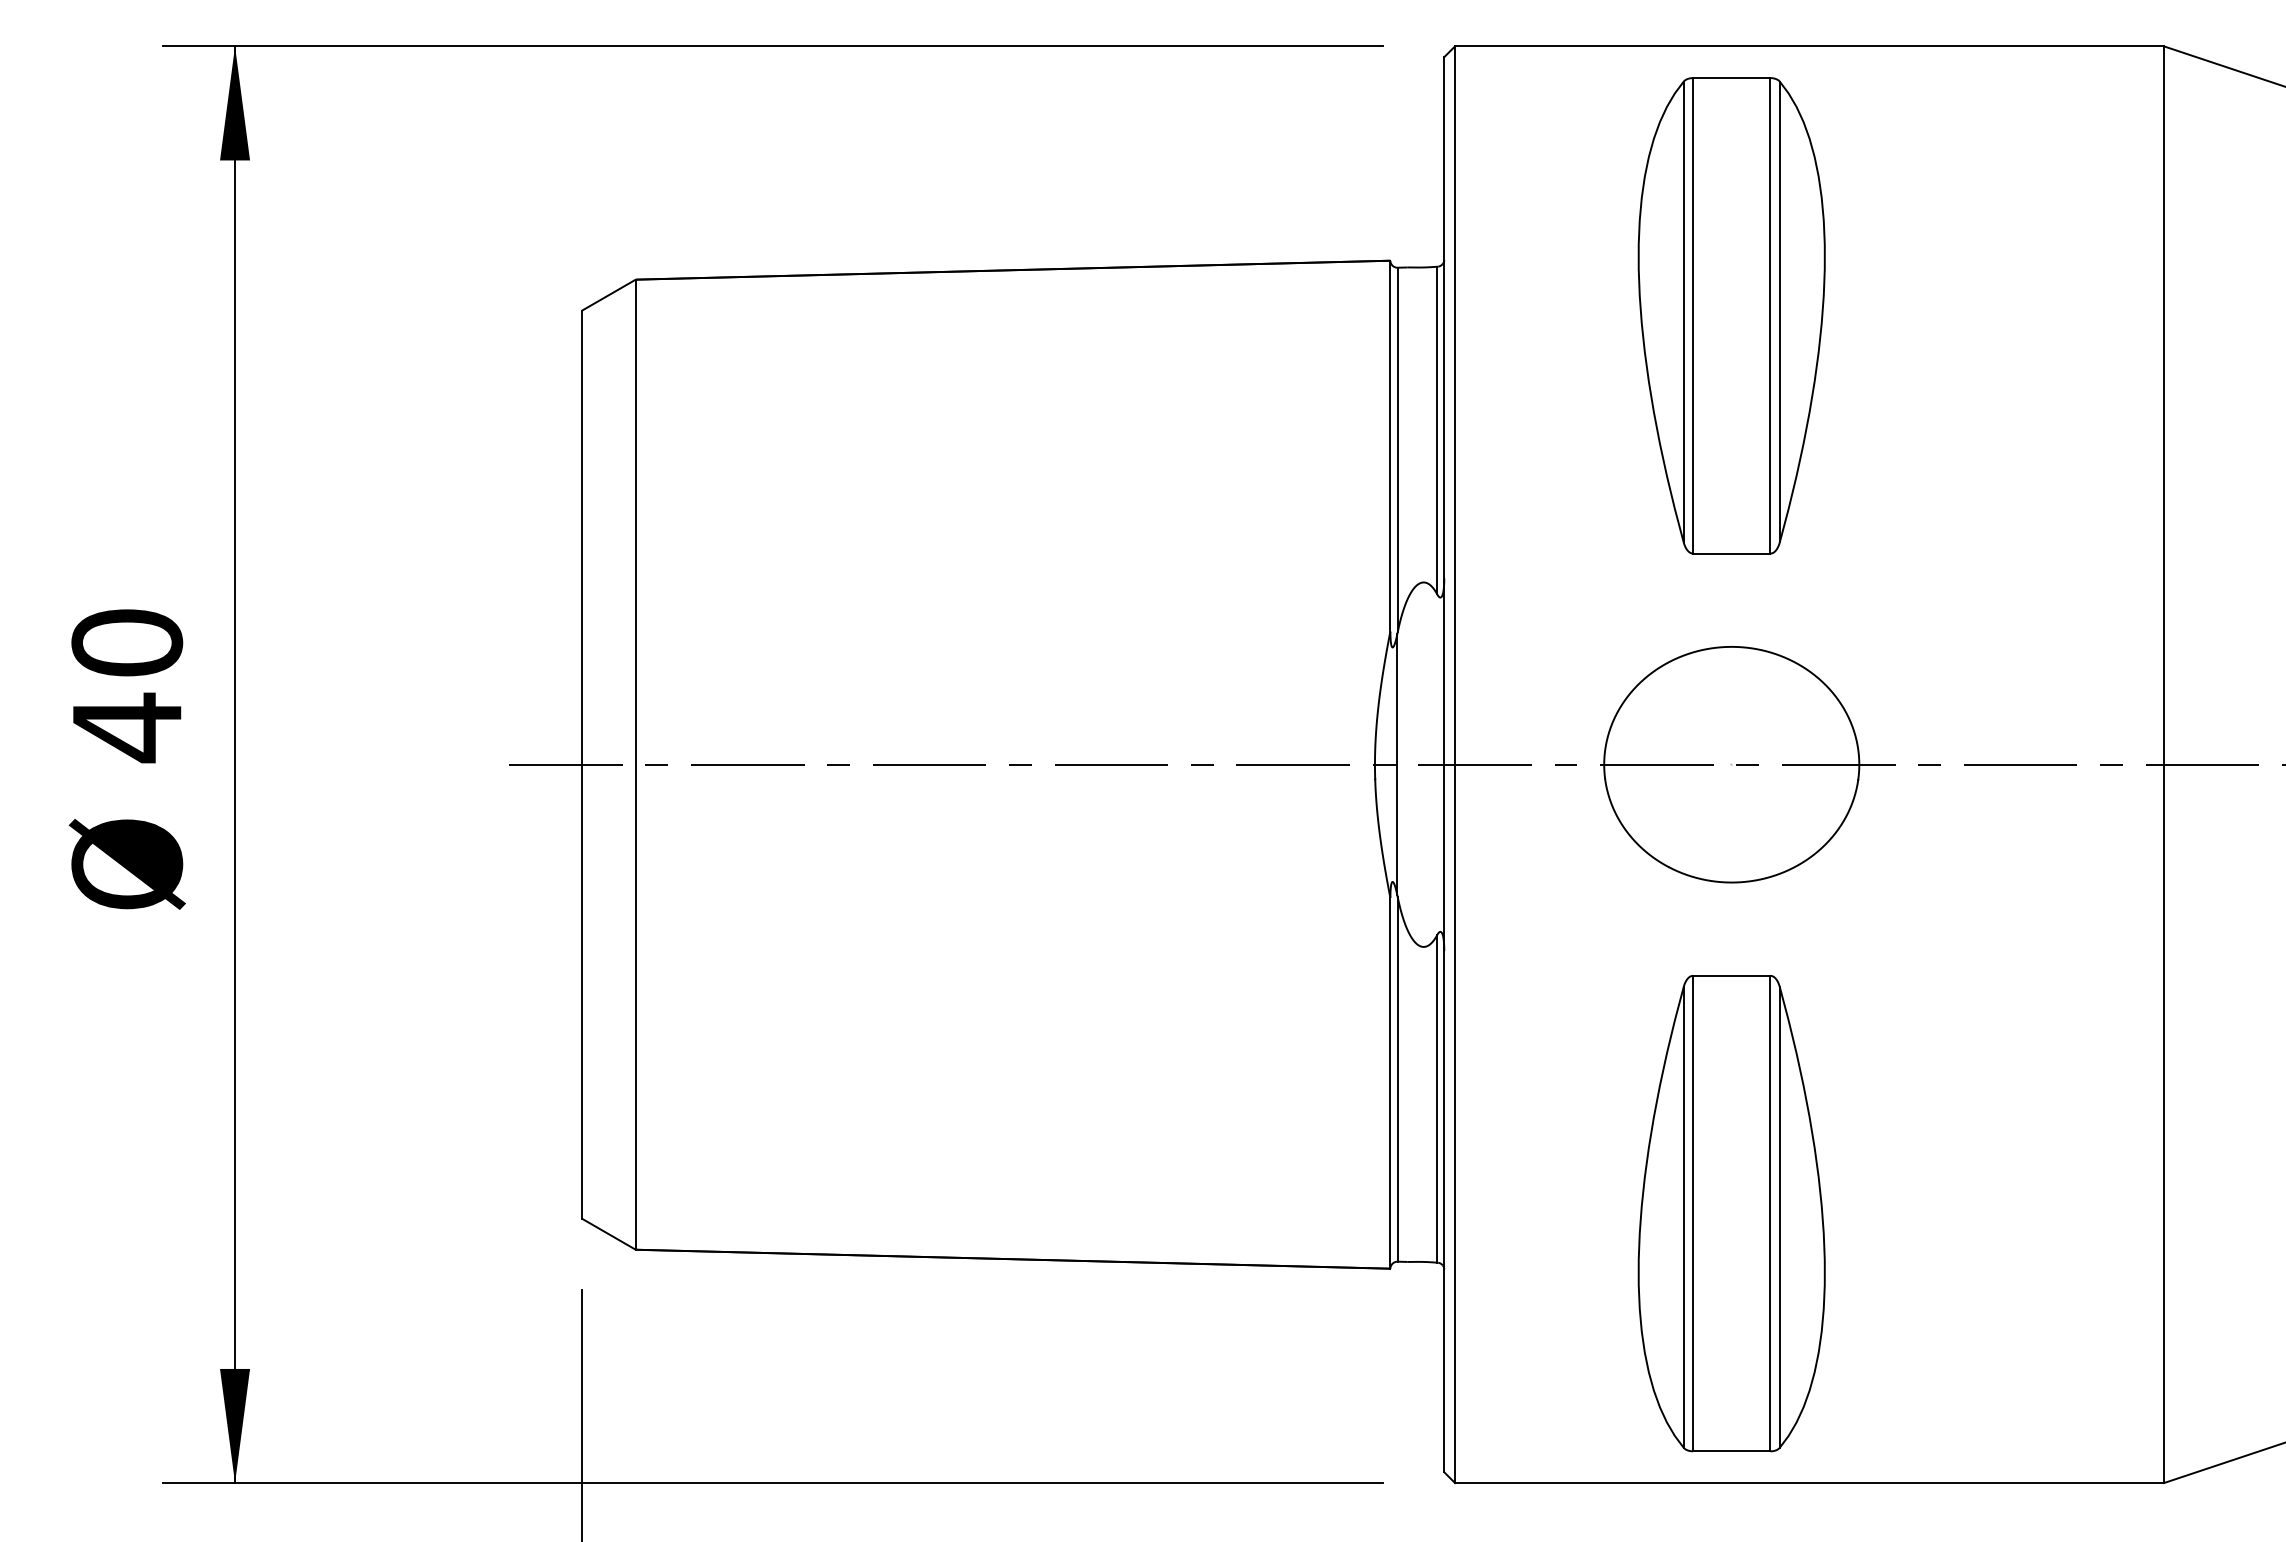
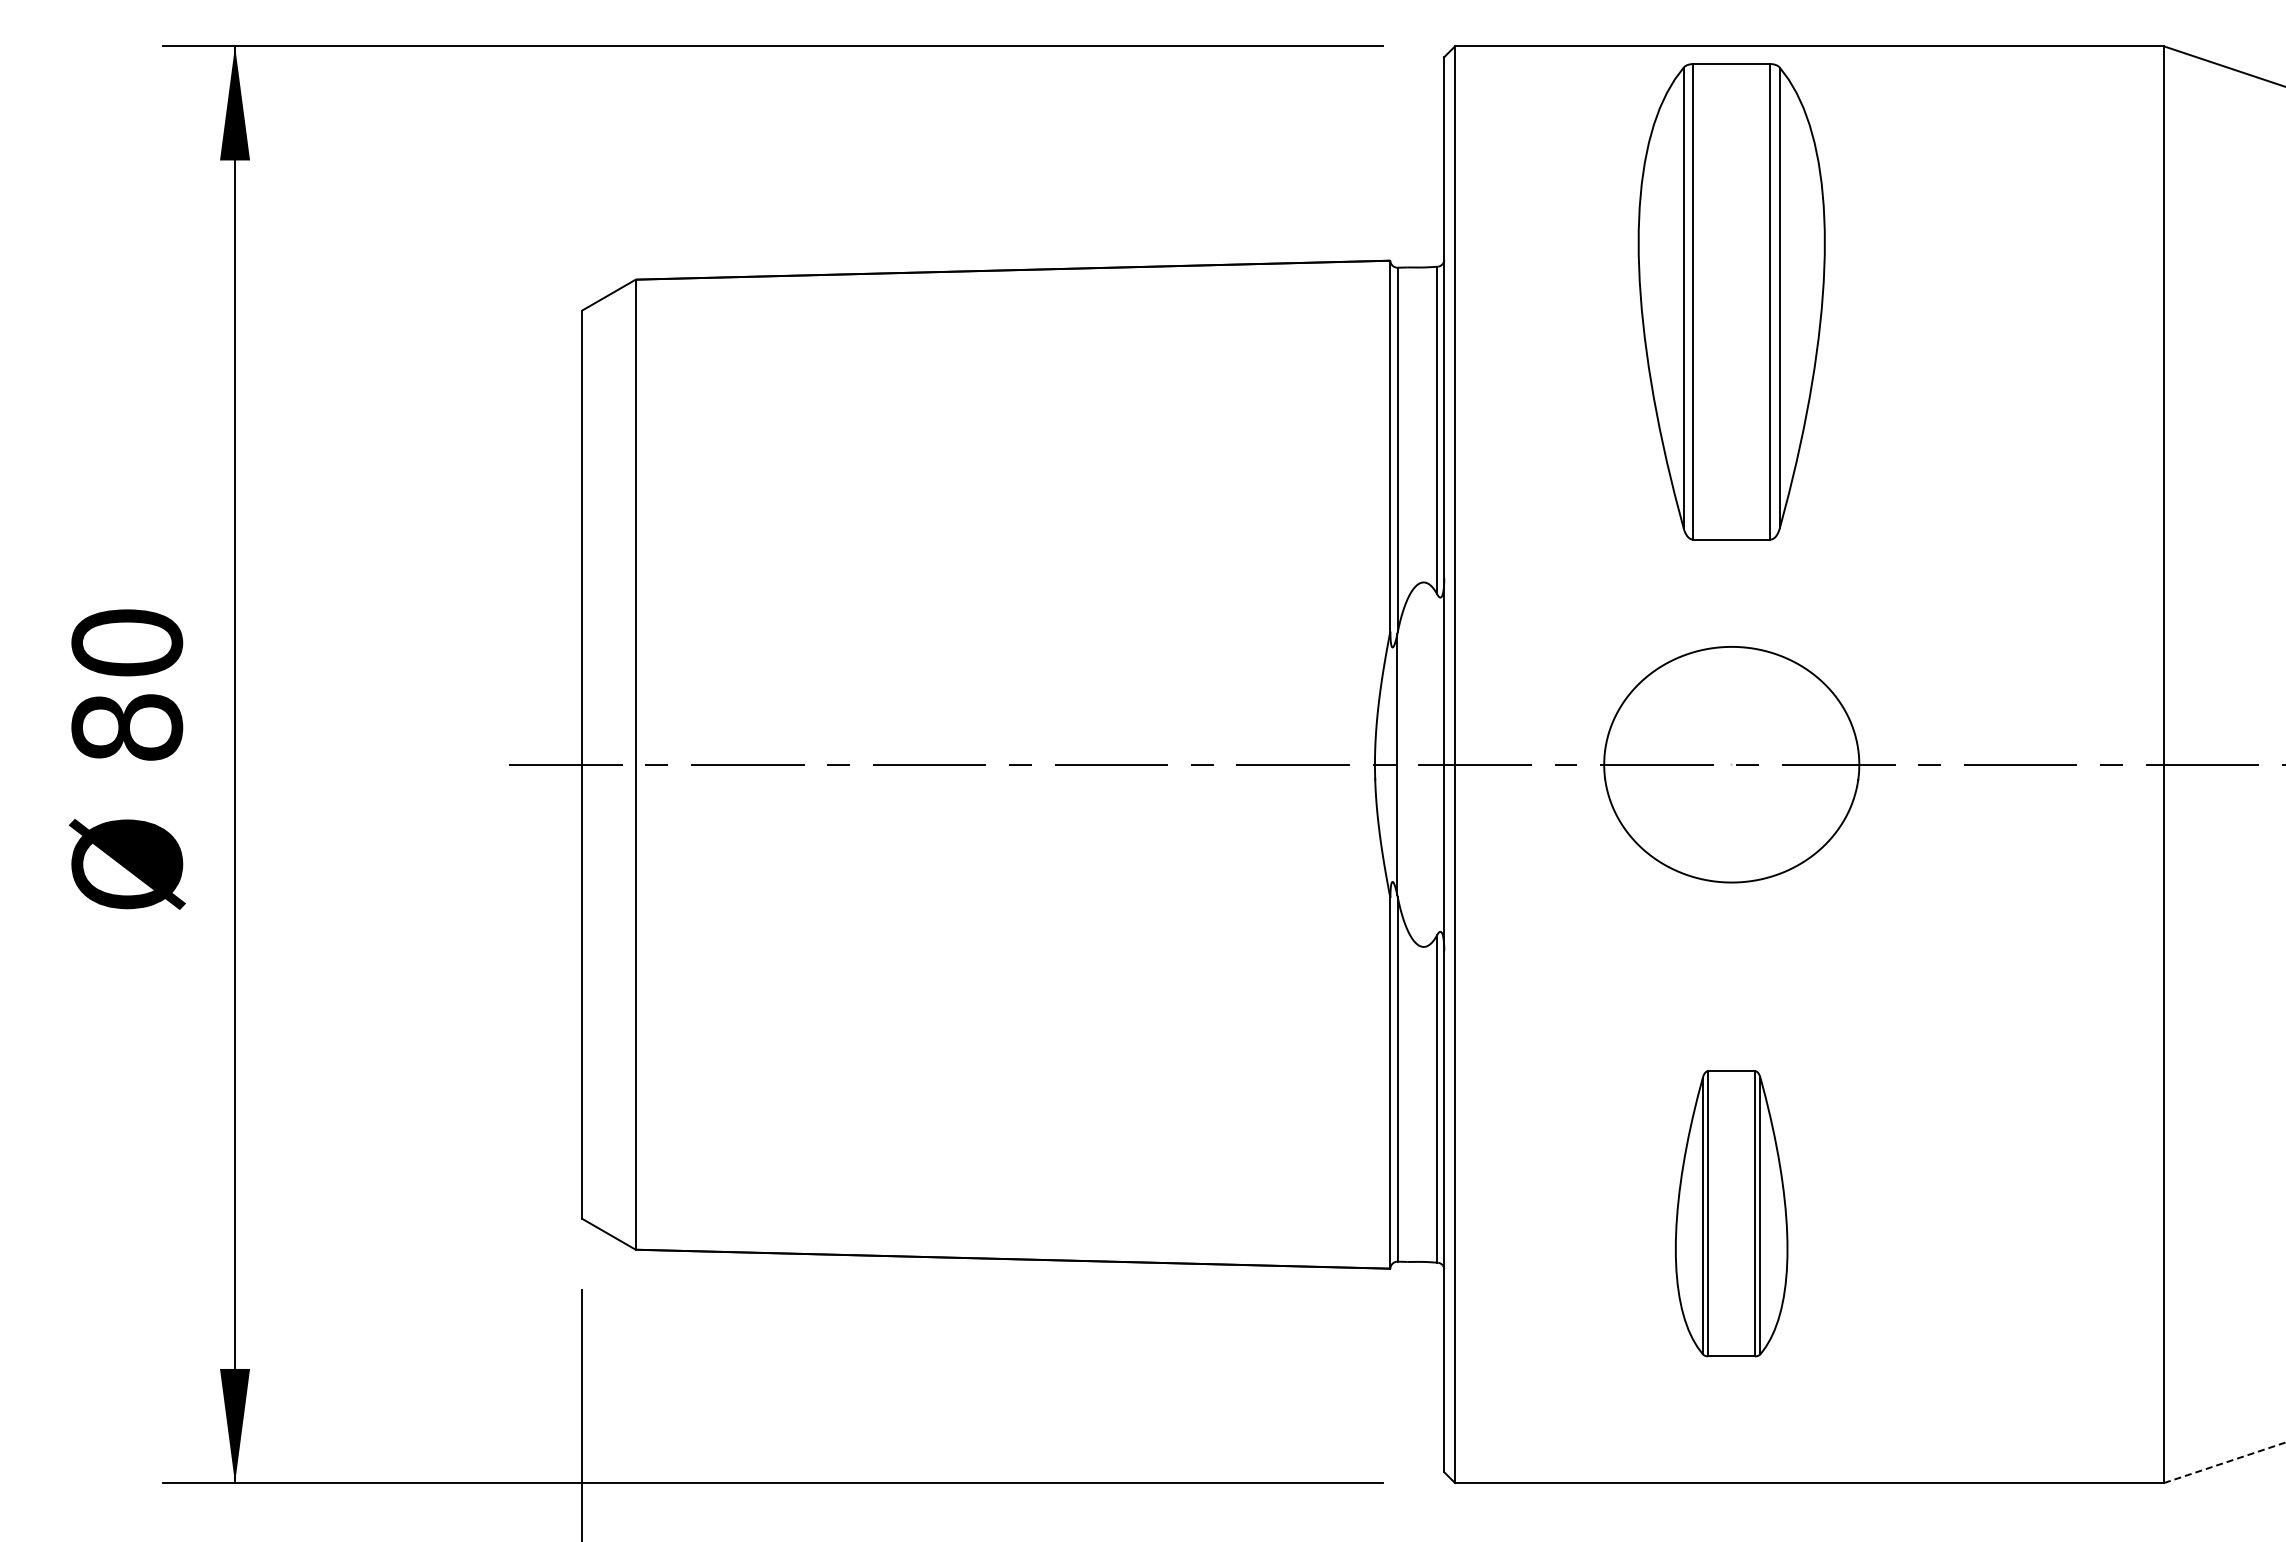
part position: (1731, 315) -> (1731, 301) (1731, 301)
text: 40 -> 80 (127, 727)
part size: 189x478 px -> 114x288 px (1731, 1213)
line: solid -> dashed (2224, 1462)
